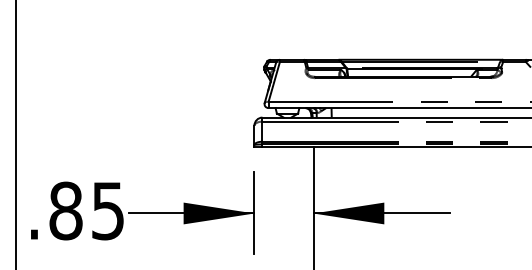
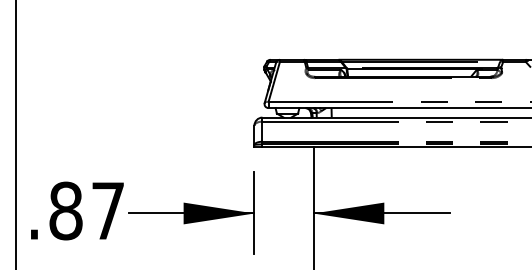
text: .85 -> .87 (107, 211)
